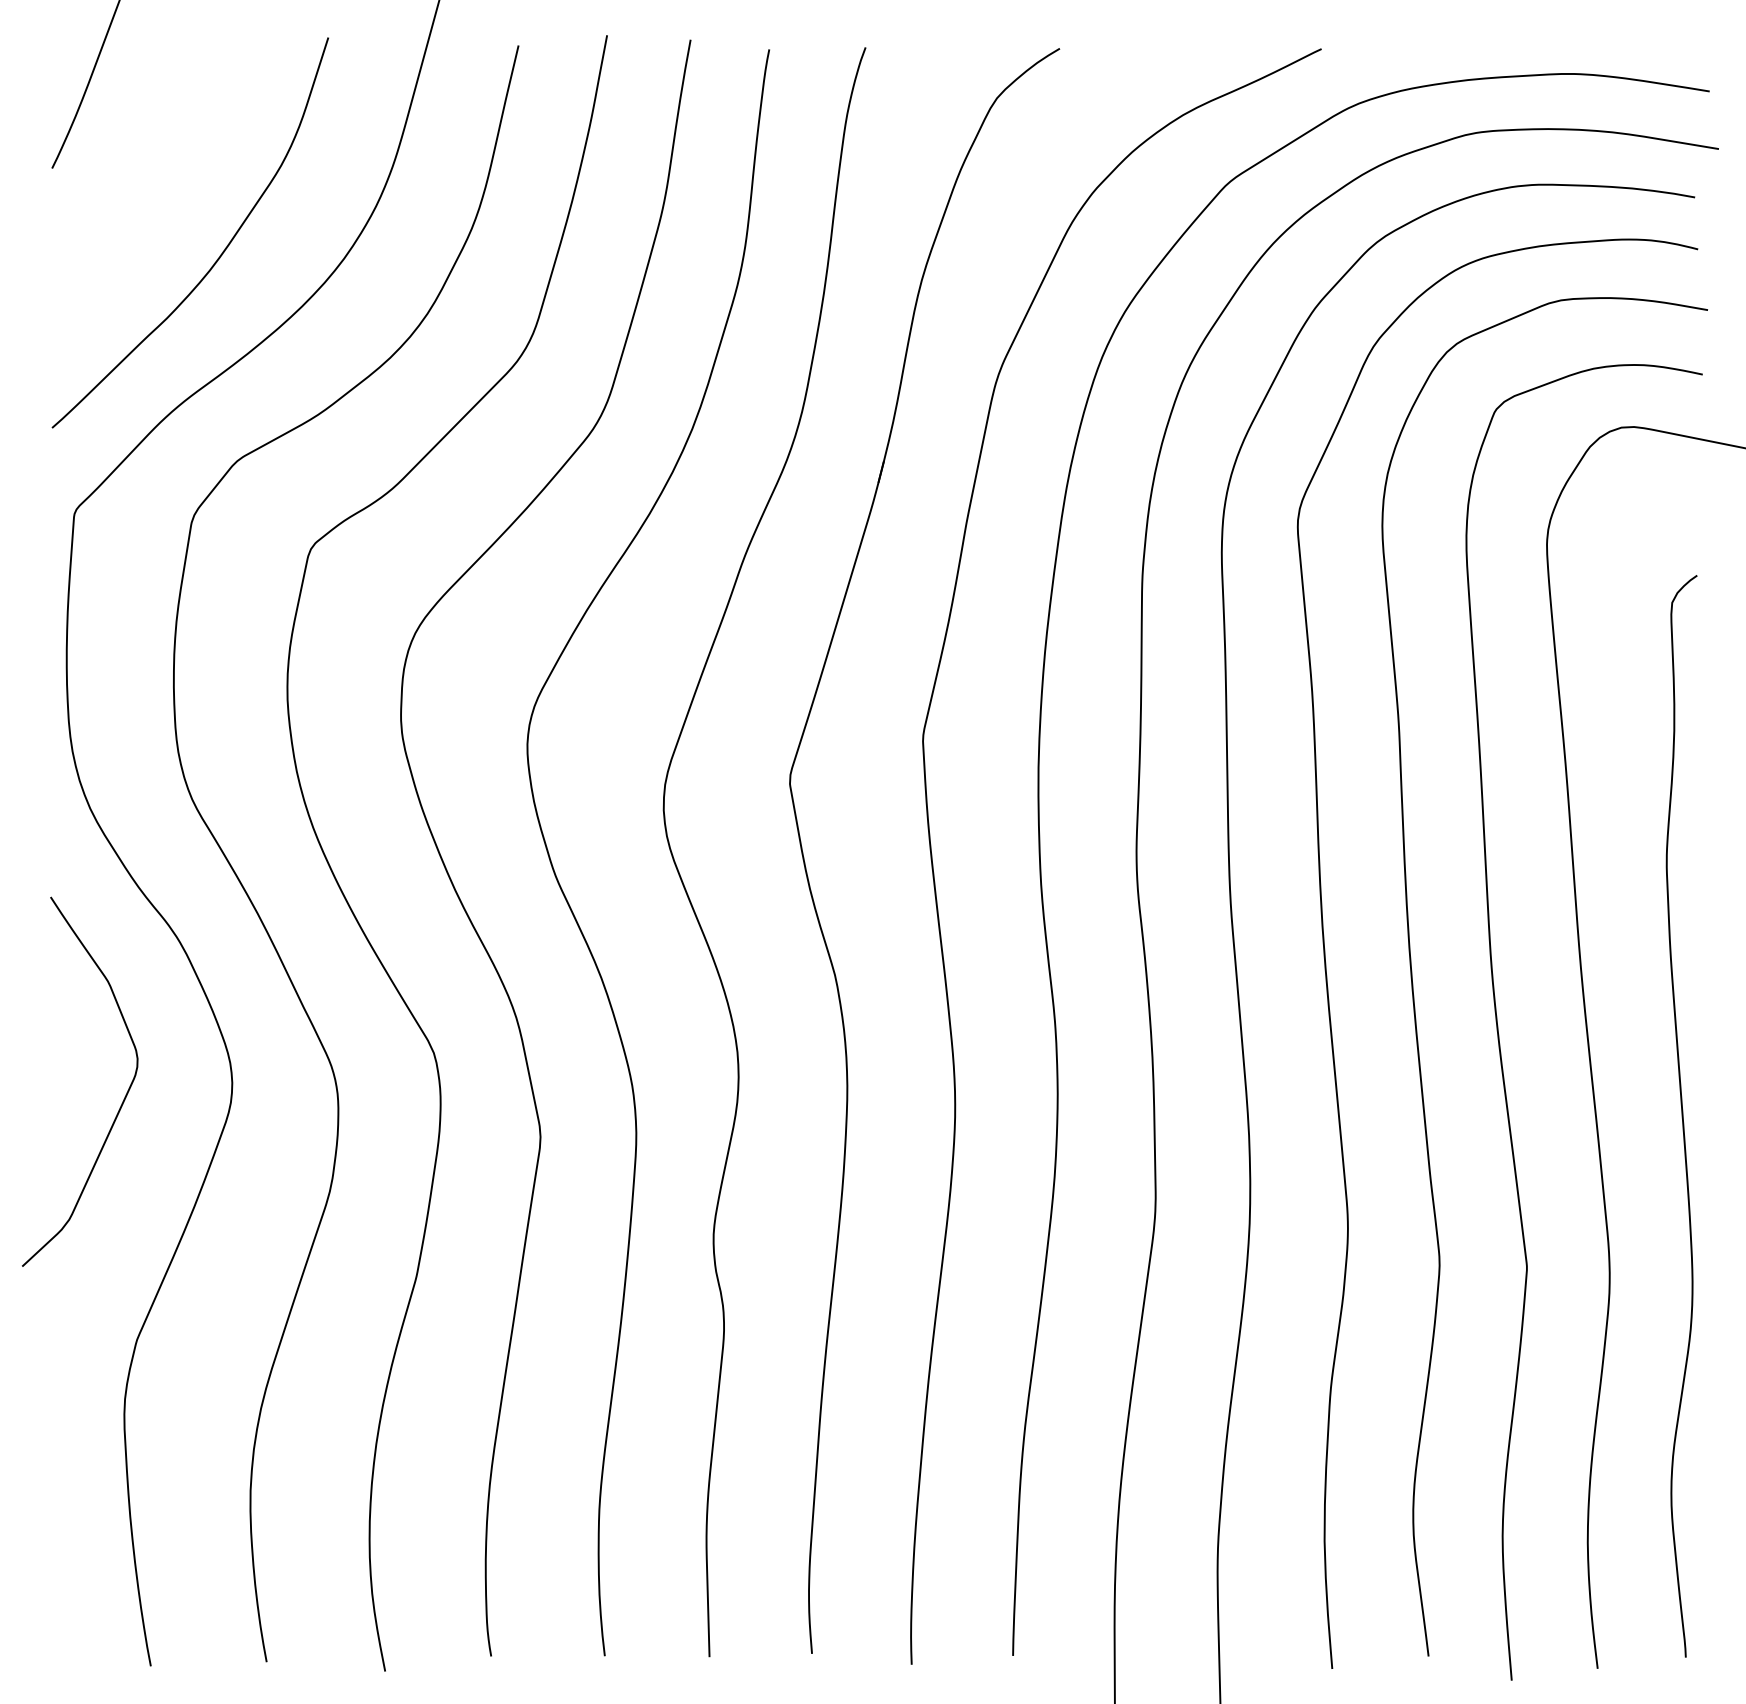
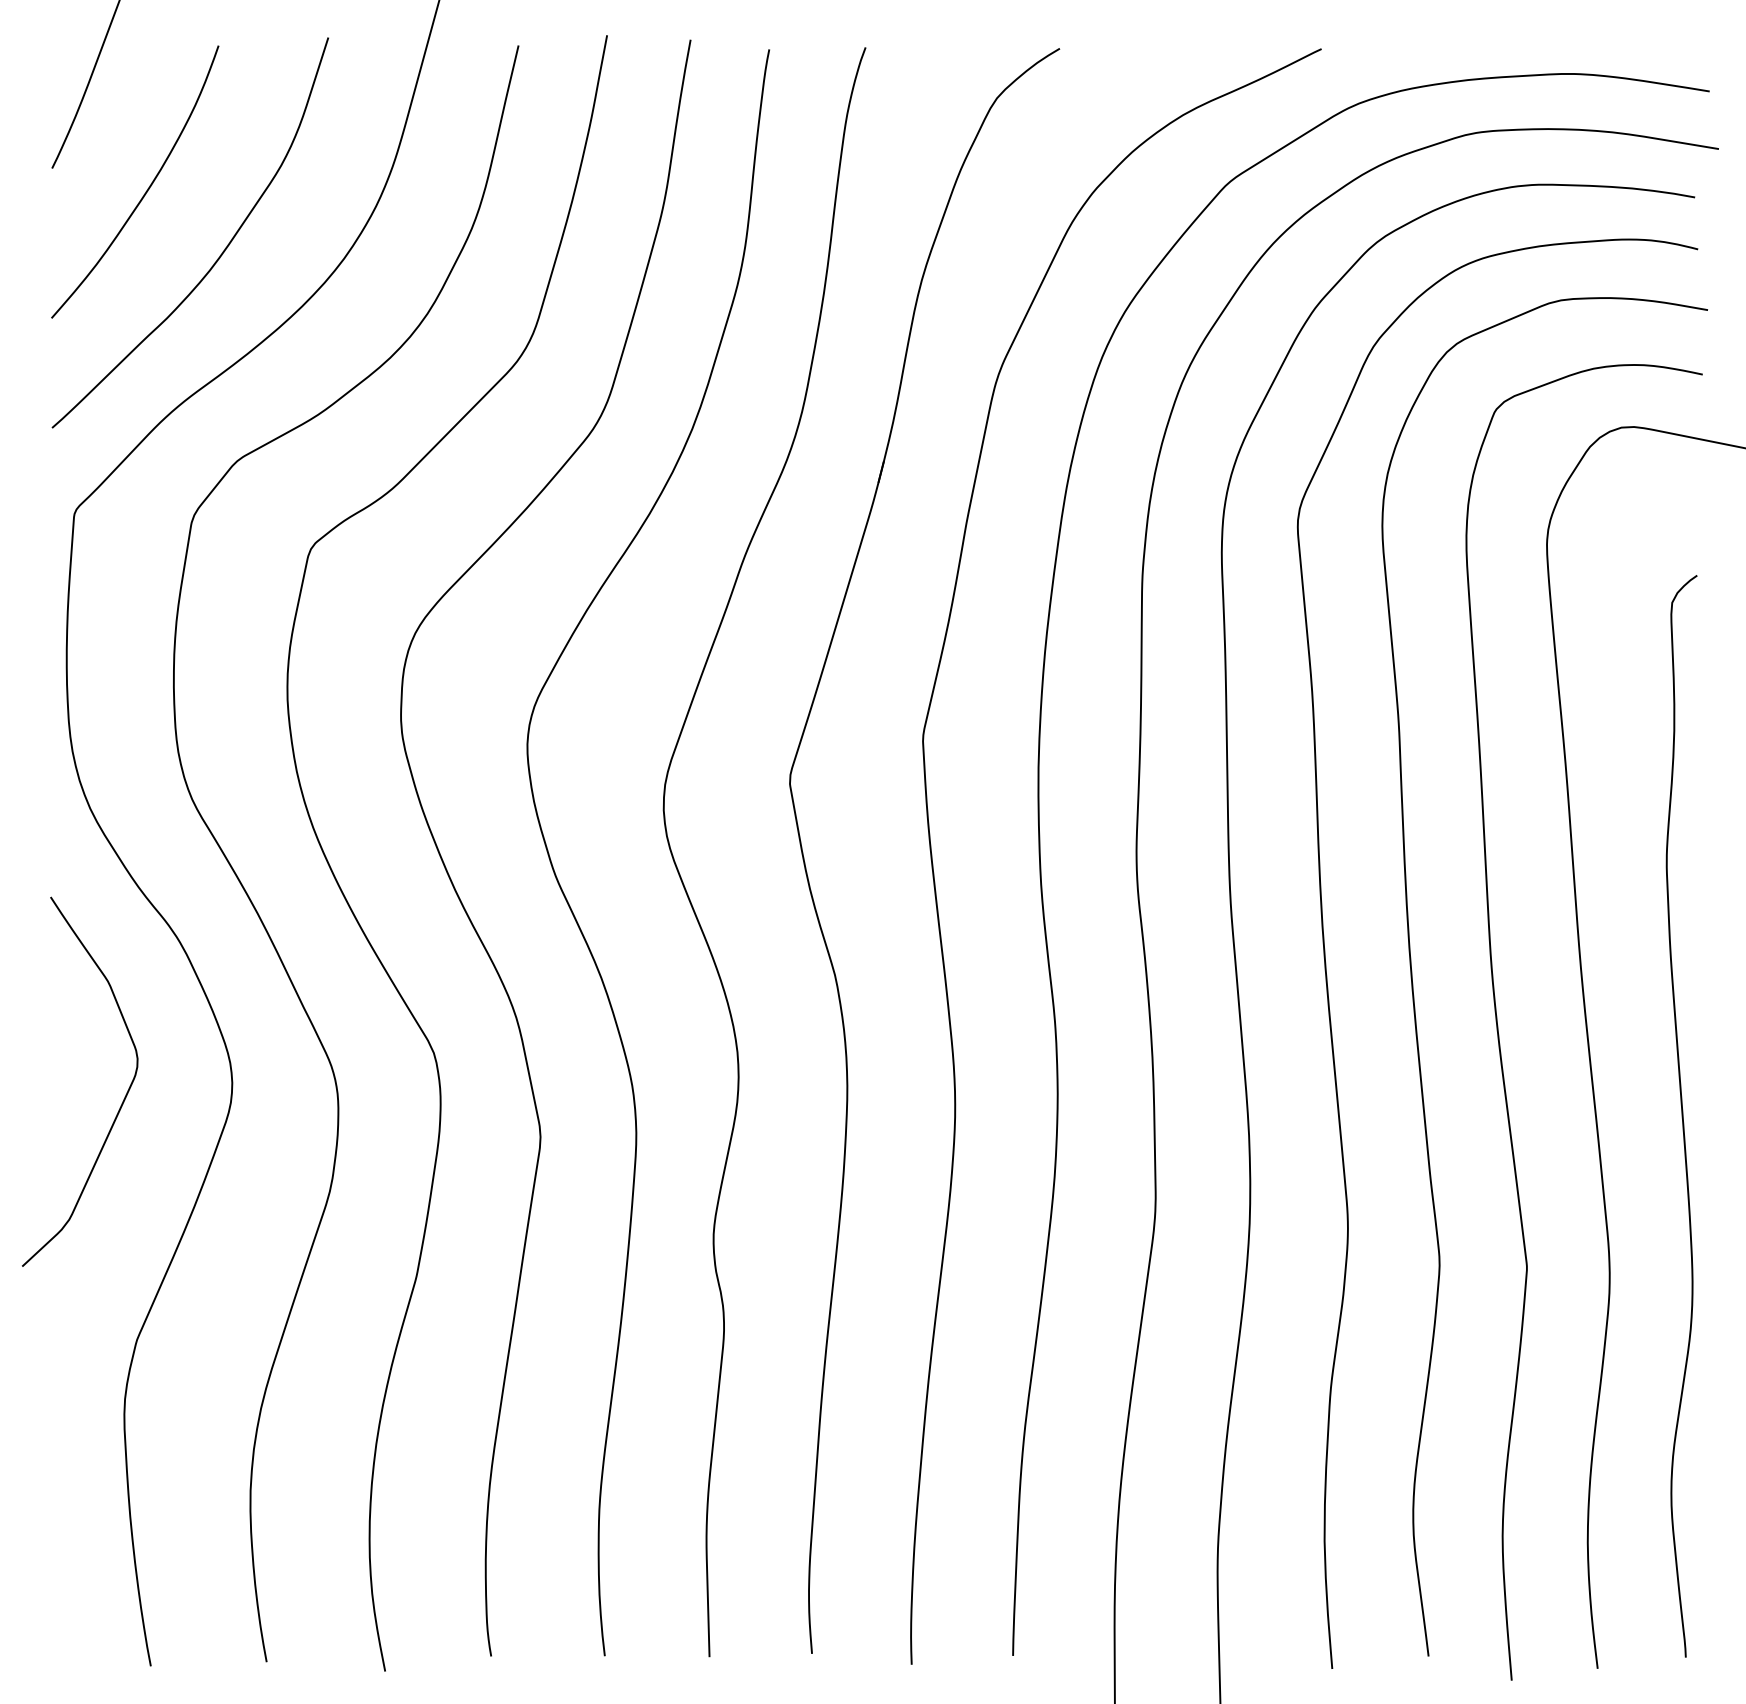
curve: none -> present (147, 188)
